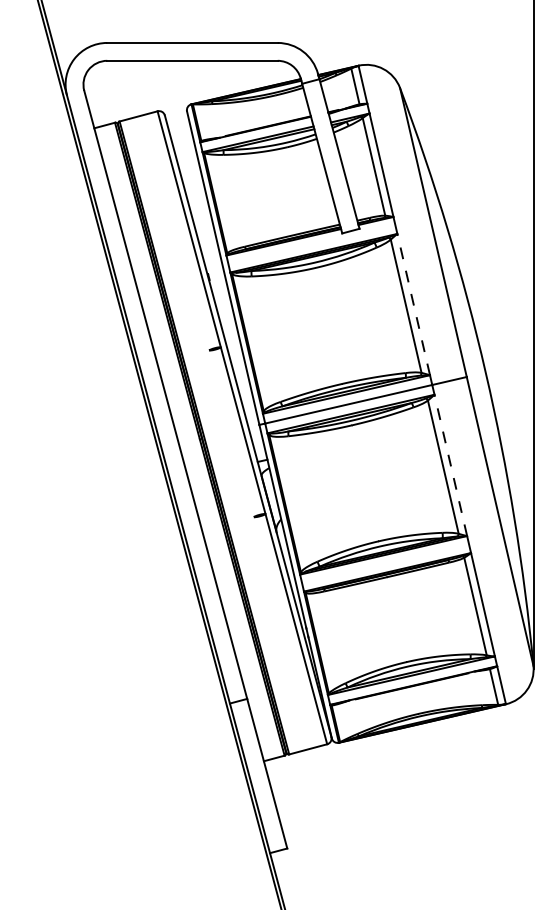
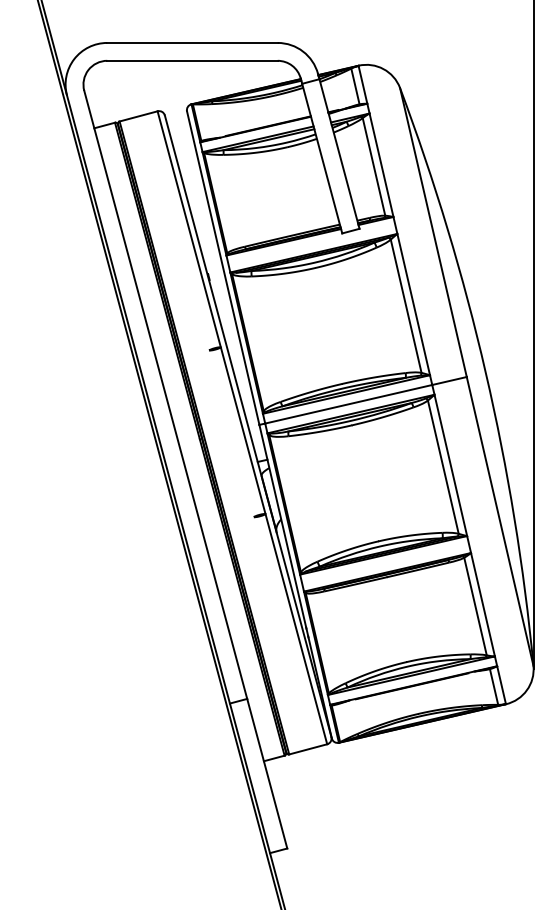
line: dashed -> solid (413, 304)
line: dashed -> solid (450, 465)
